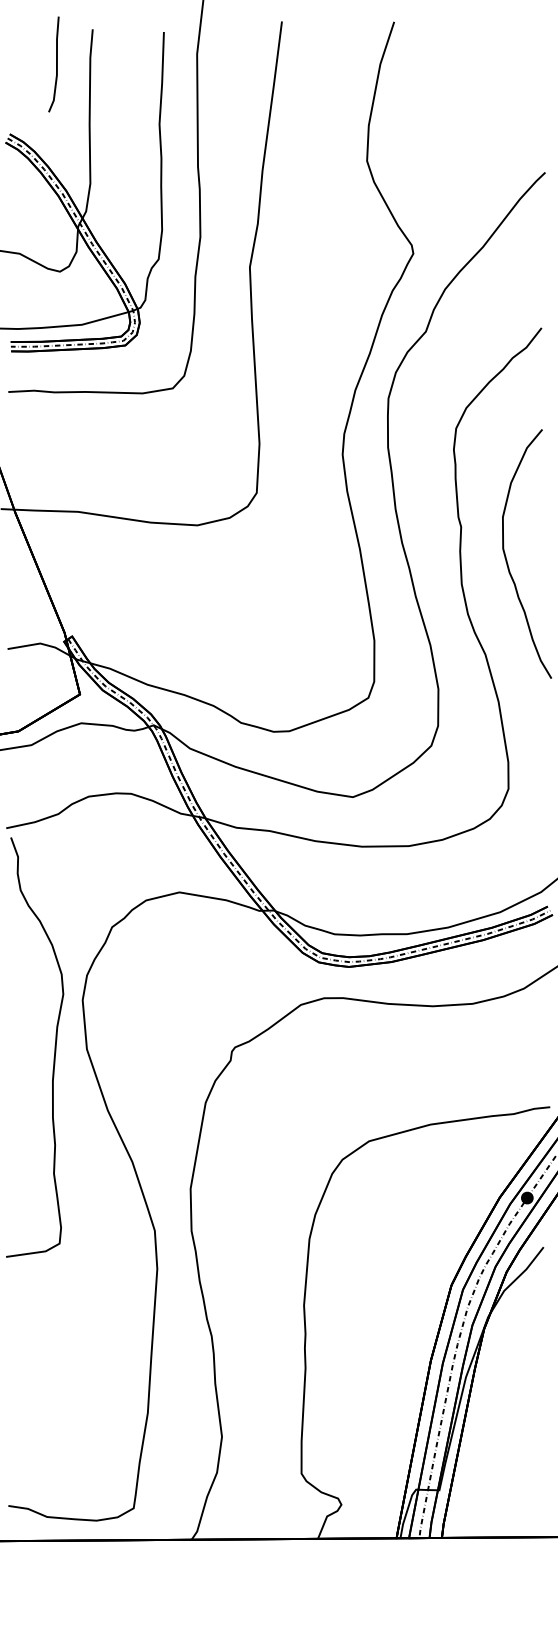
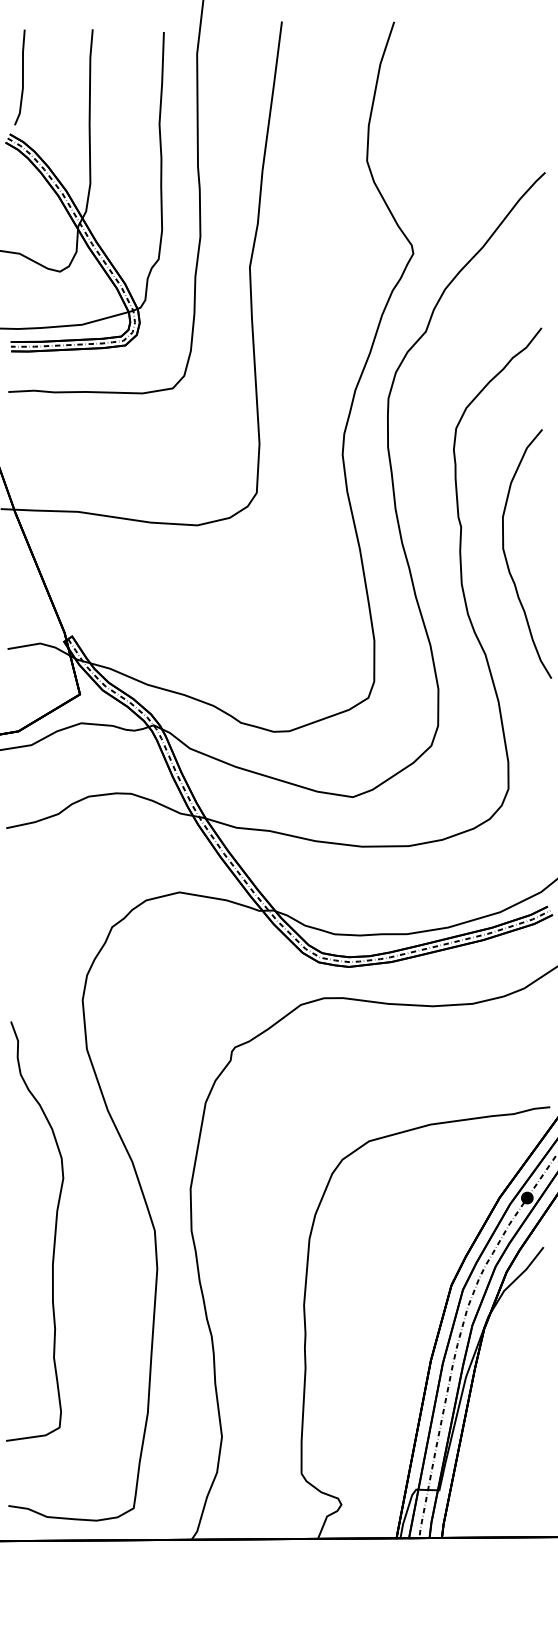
line position: (56, 64) -> (22, 77) (22, 77)
curve position: (54, 1047) -> (54, 1231) (54, 1231)
